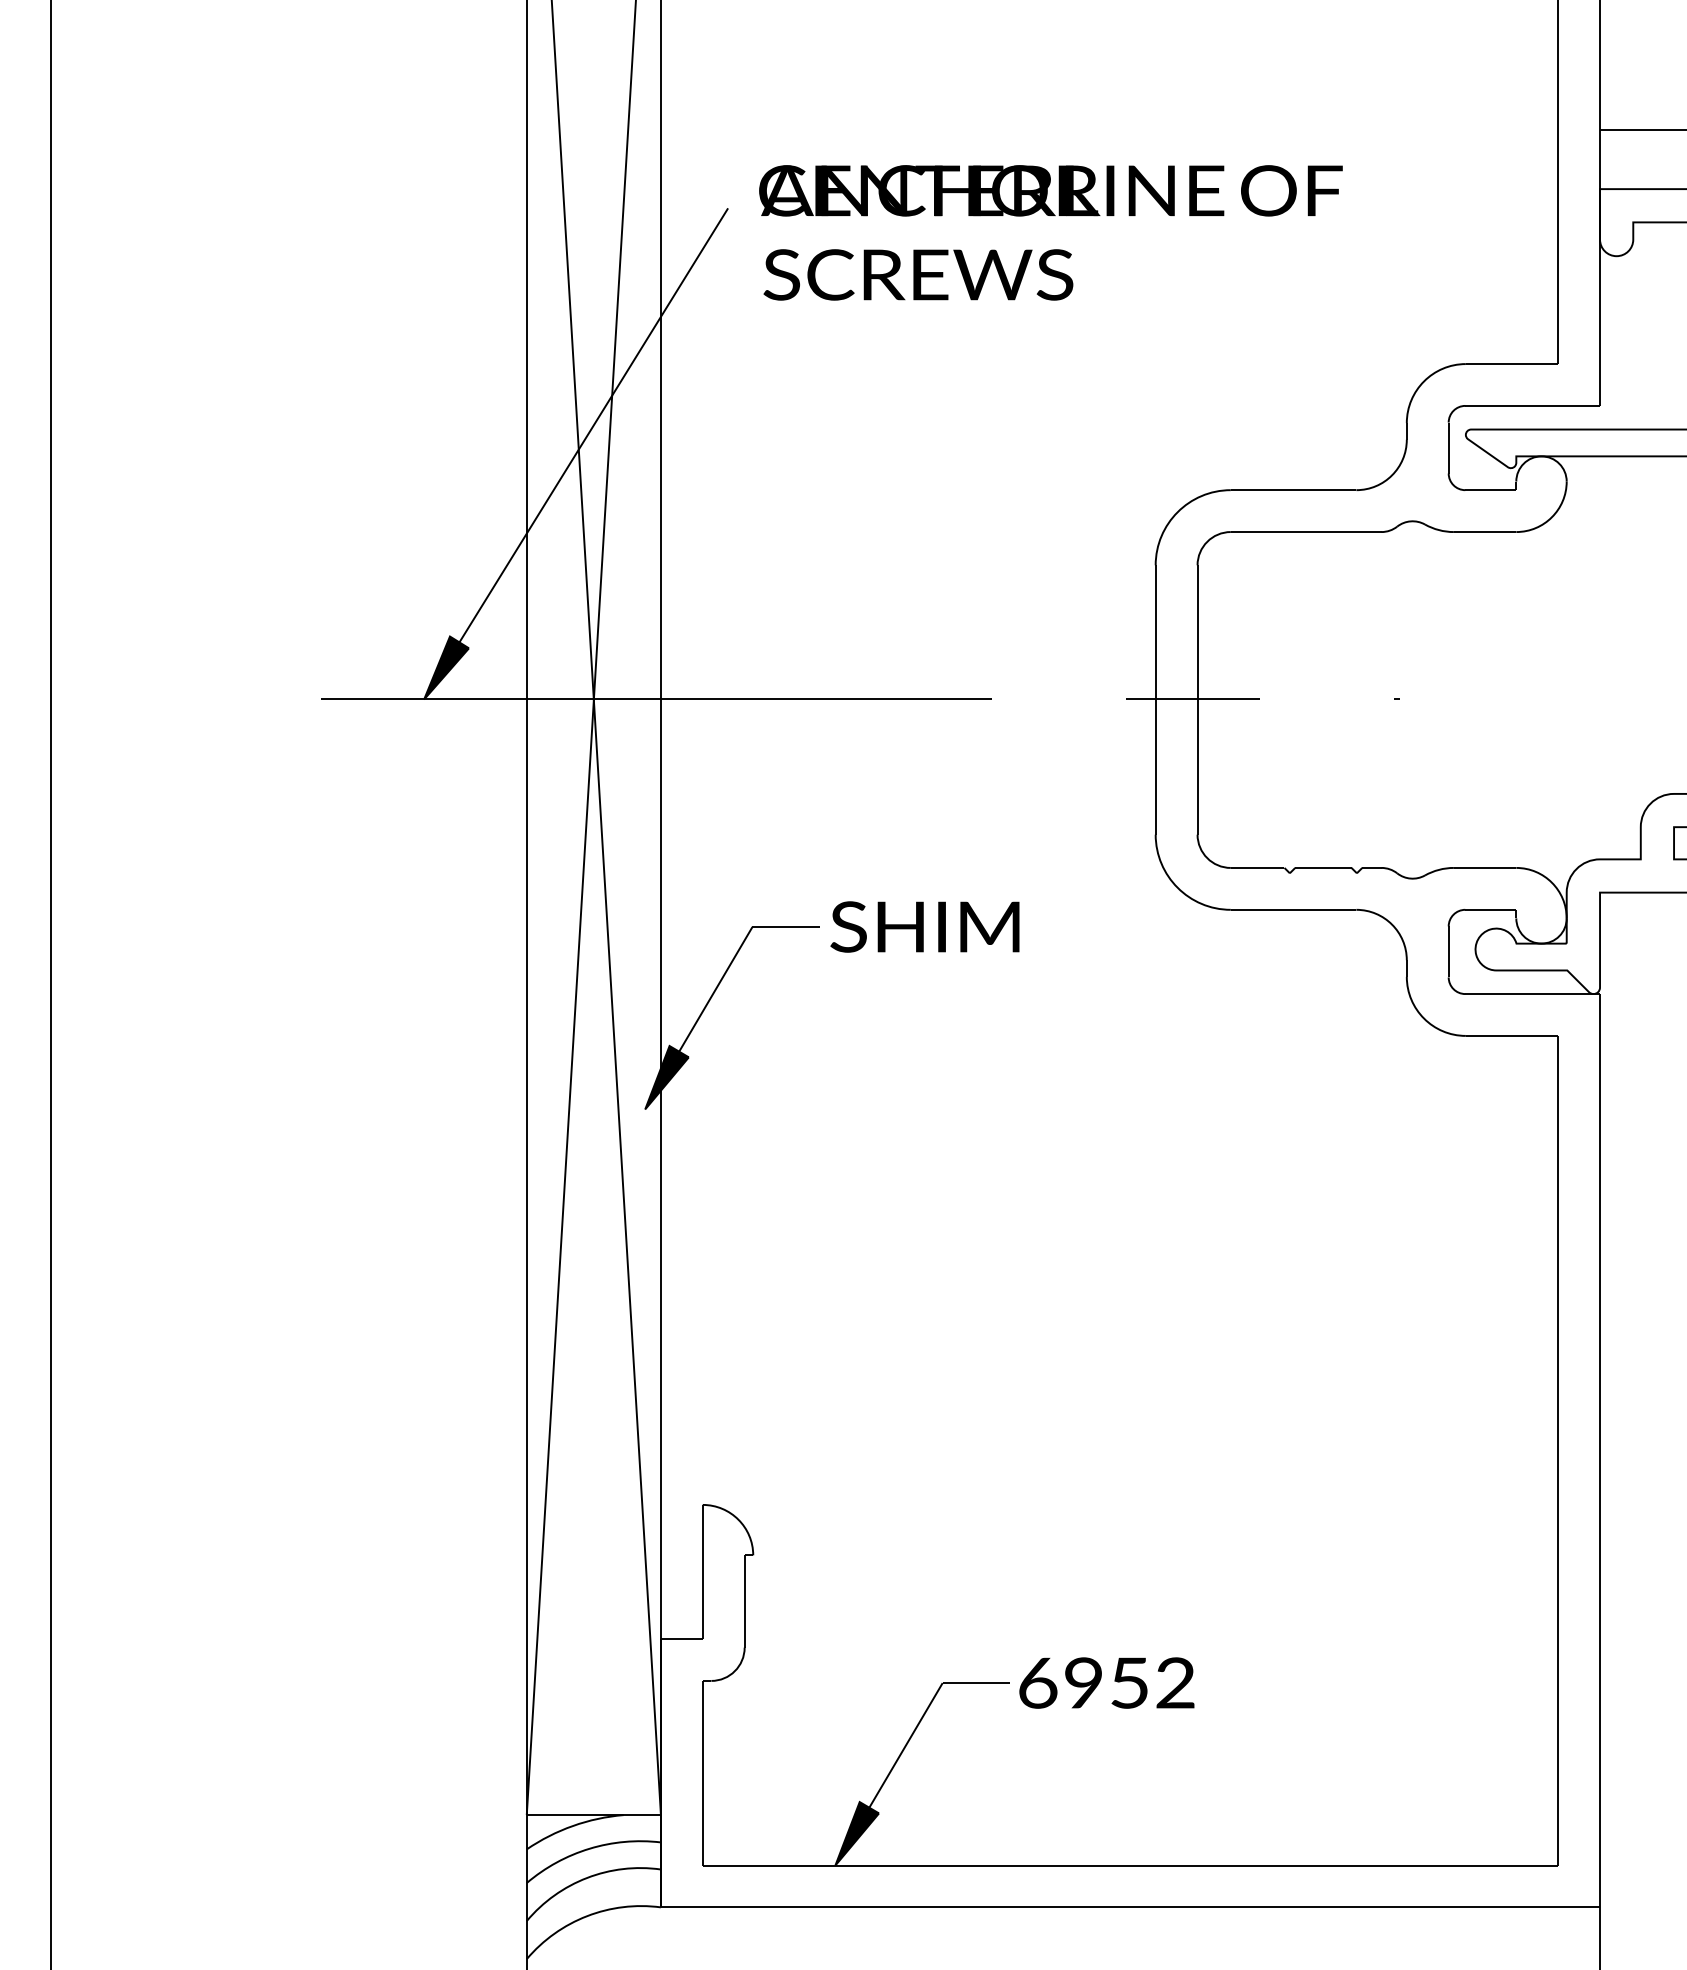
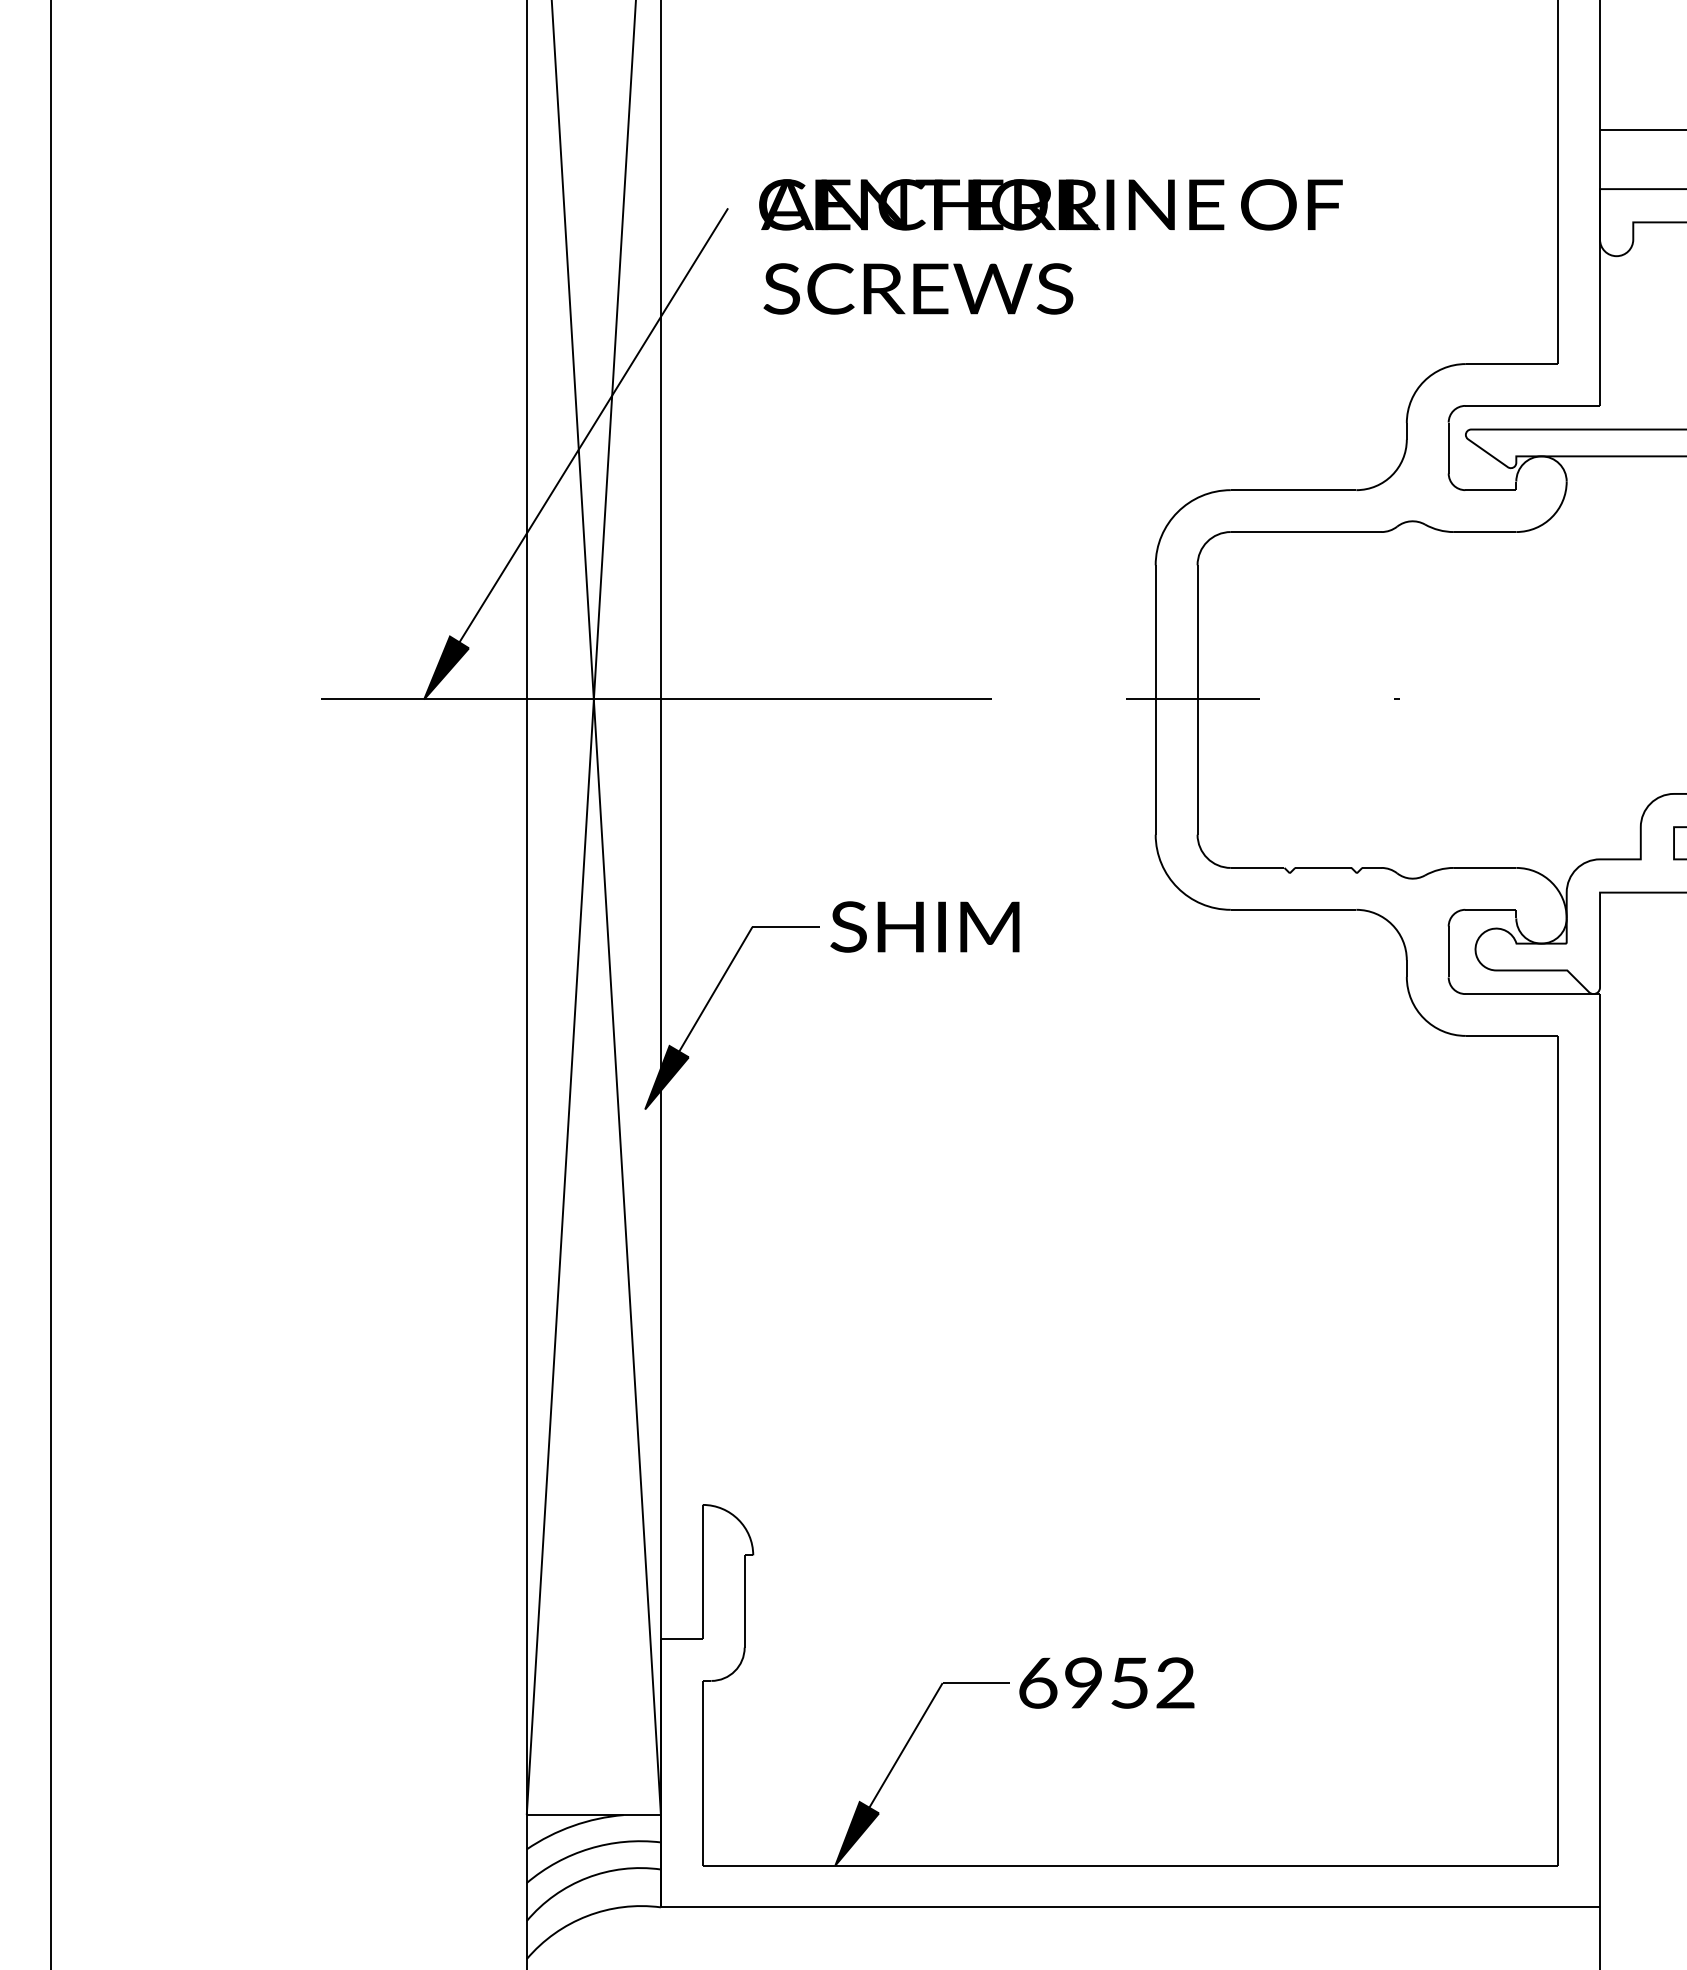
text position: (1050, 232) -> (1050, 246) (1050, 246)
